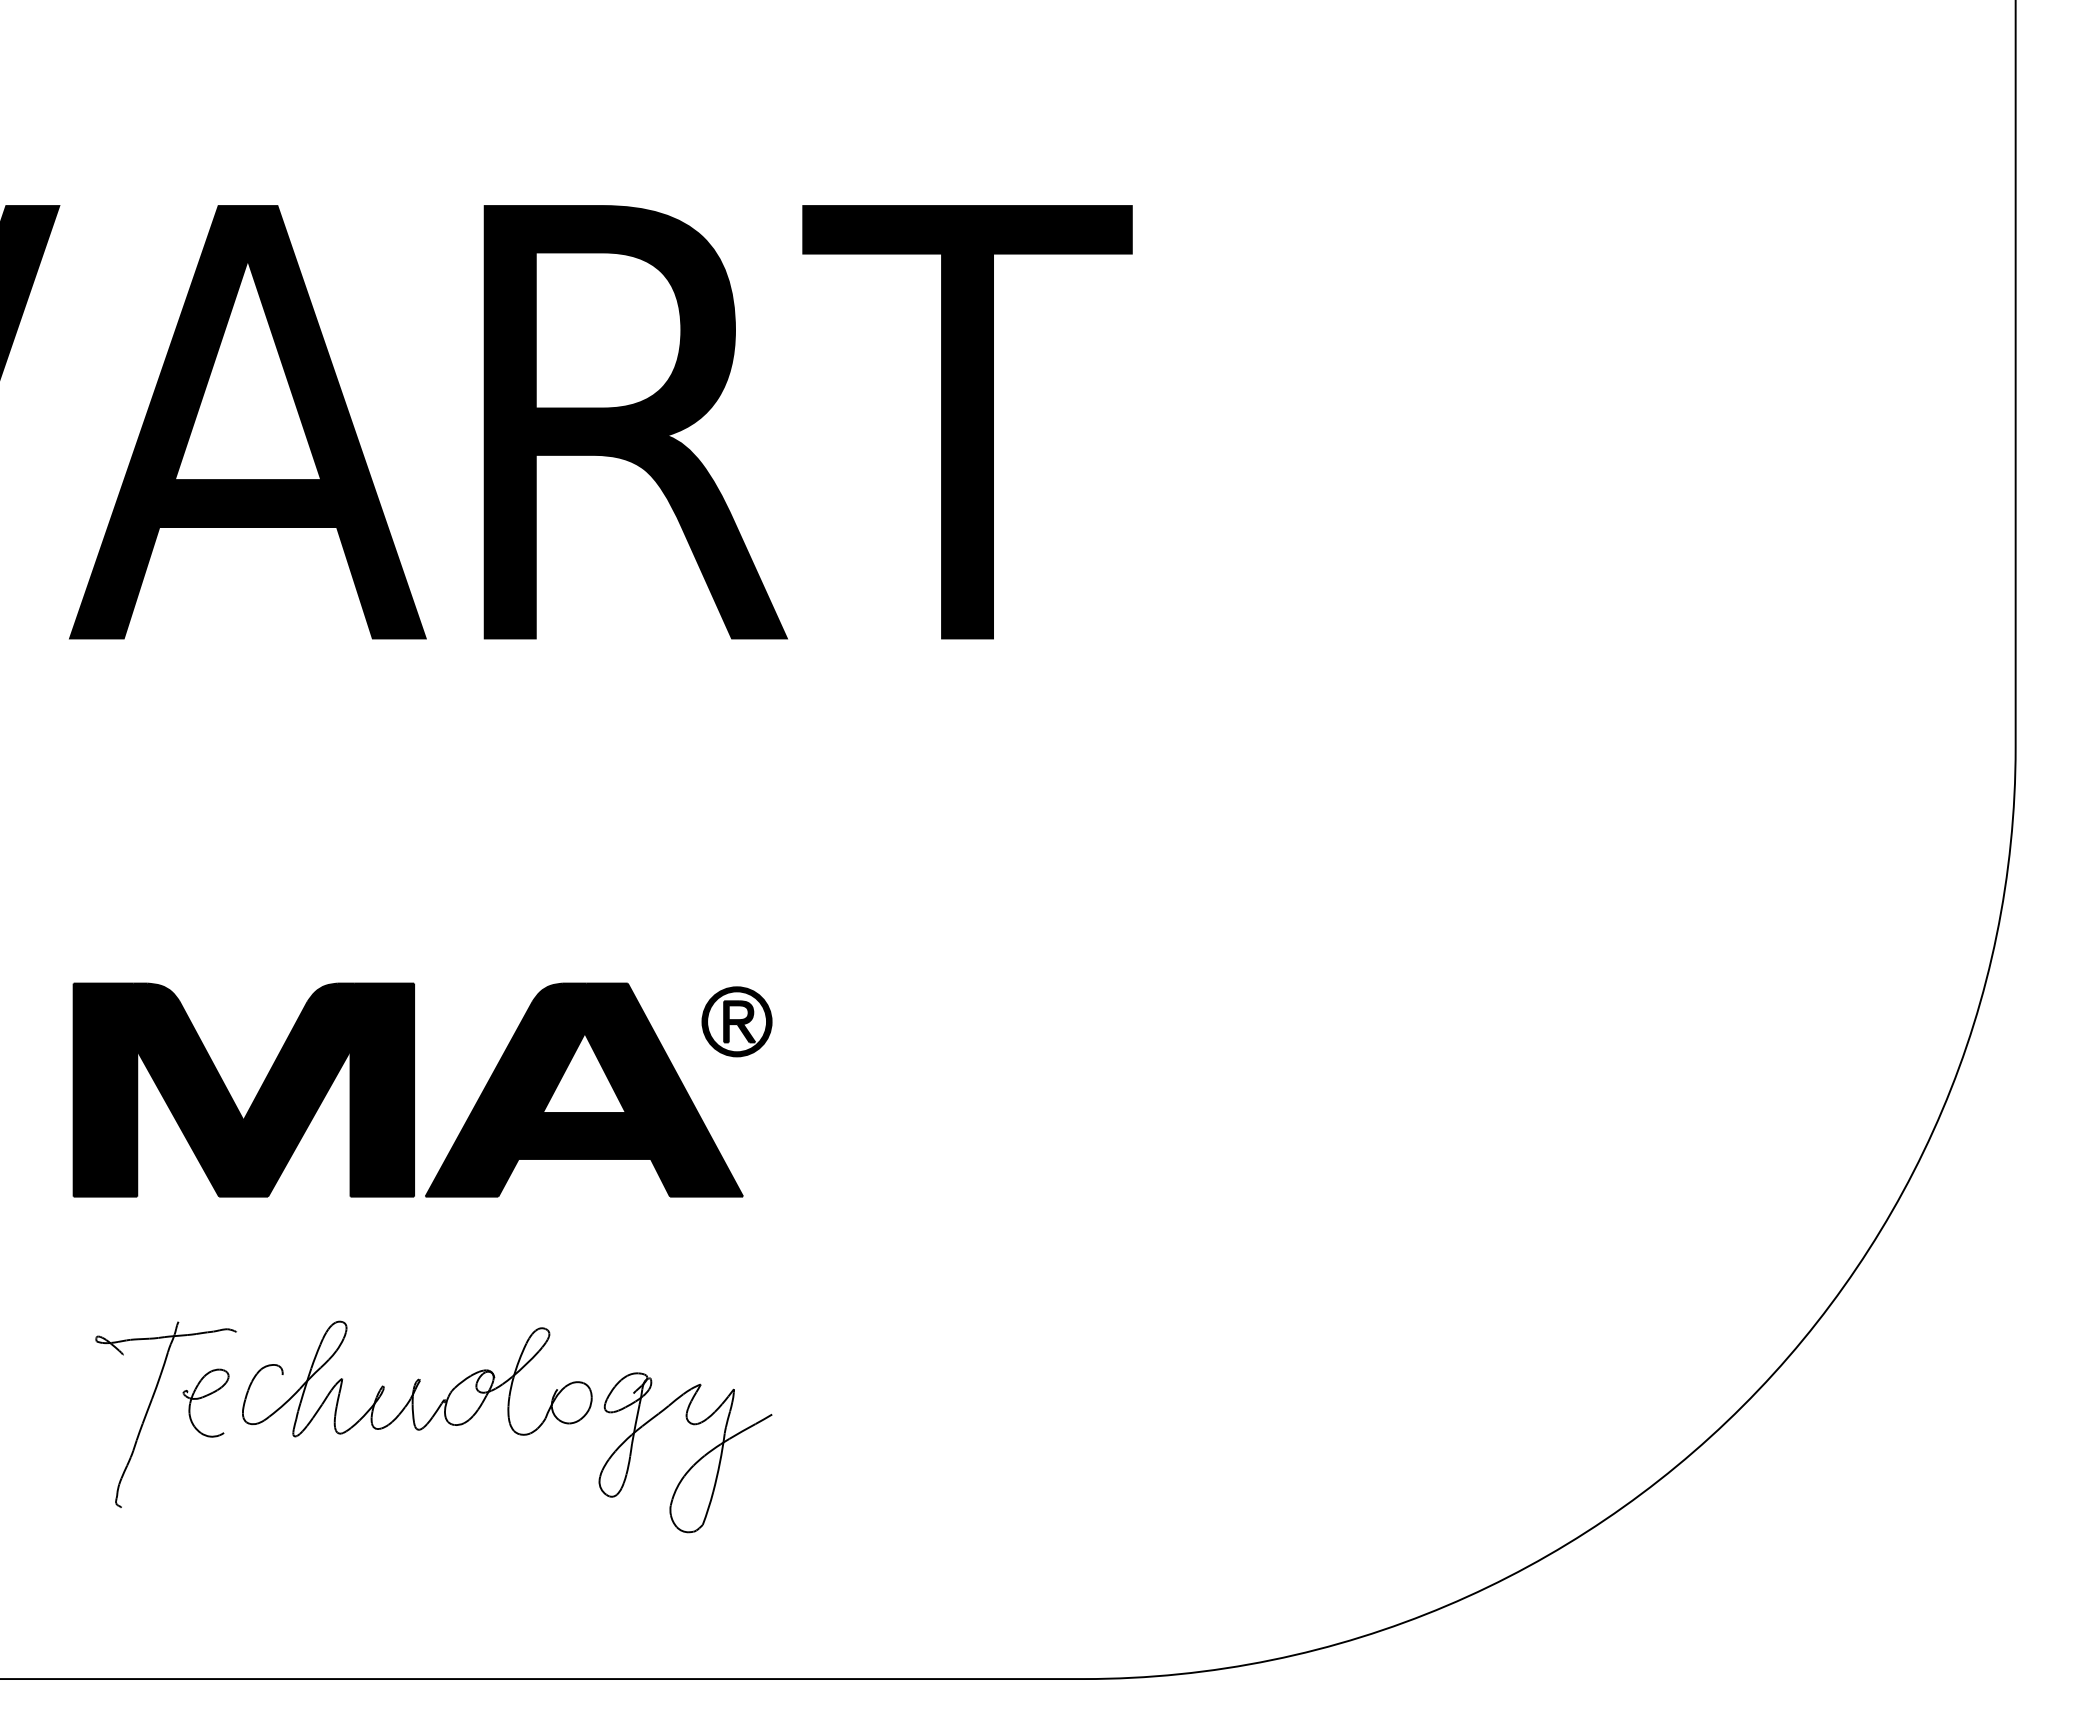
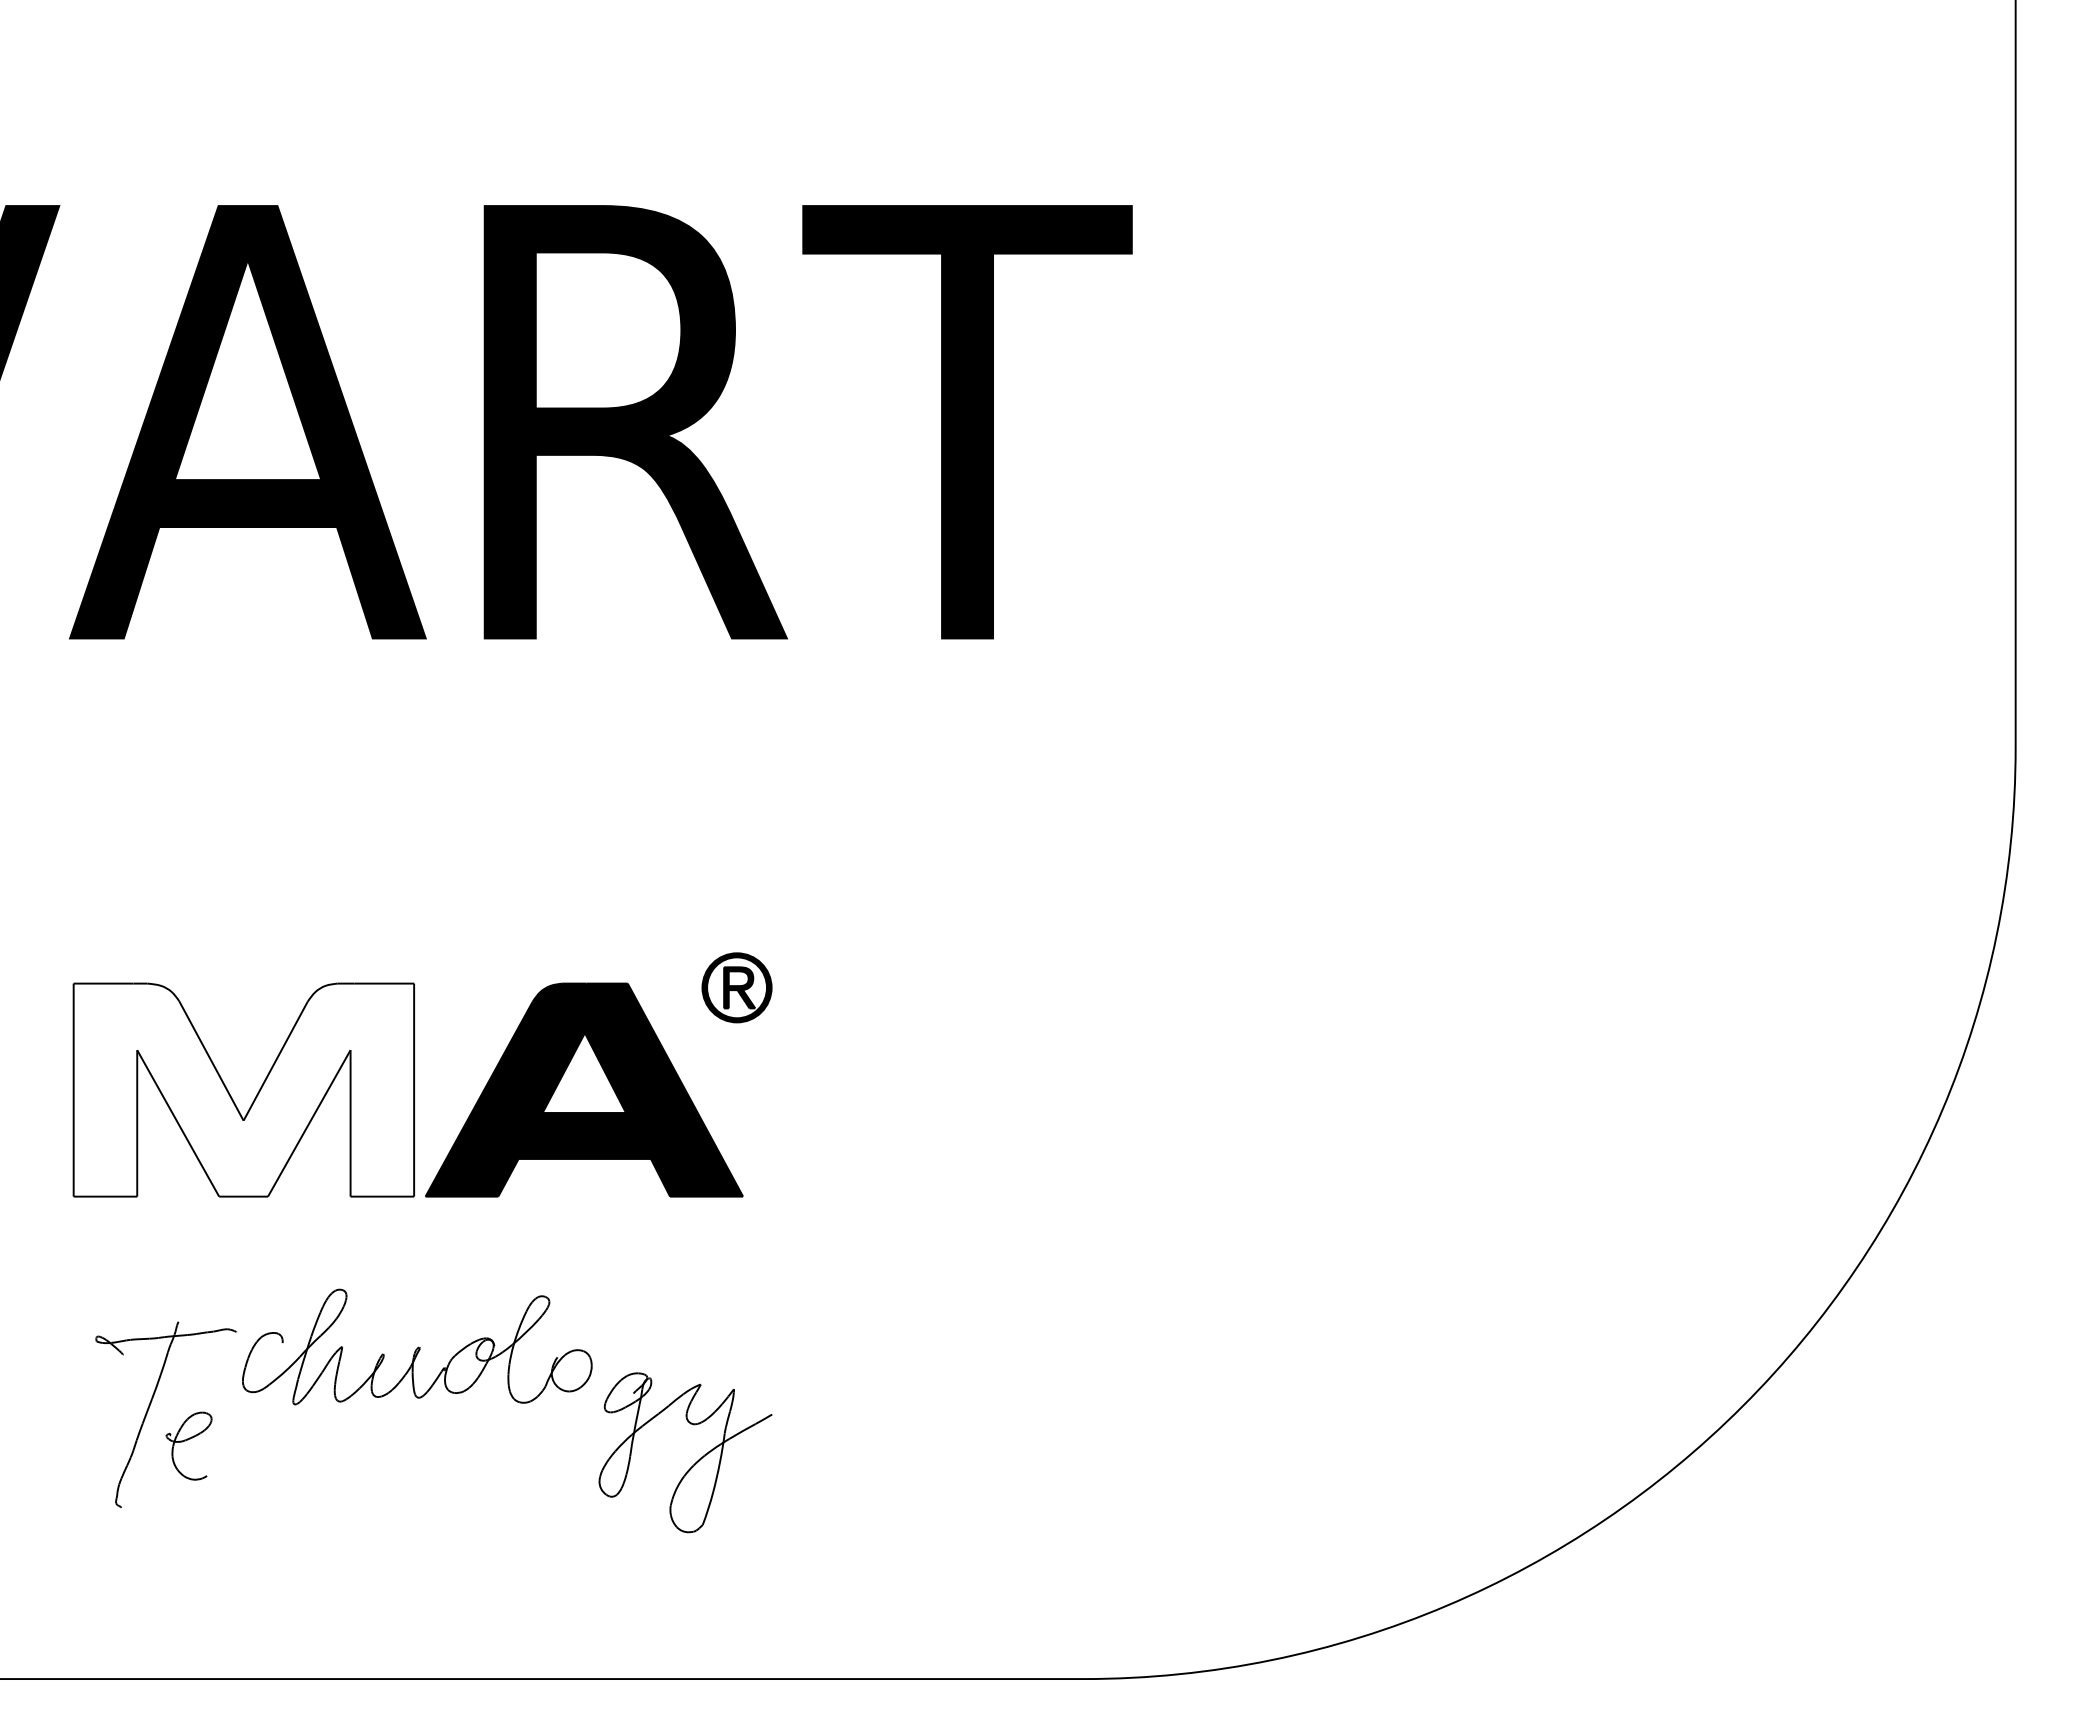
part position: (736, 1021) -> (736, 987) (736, 987)
fill: present -> none (243, 1089)
part position: (417, 1378) -> (417, 1346) (417, 1346)
part position: (205, 1402) -> (188, 1445) (188, 1445)
